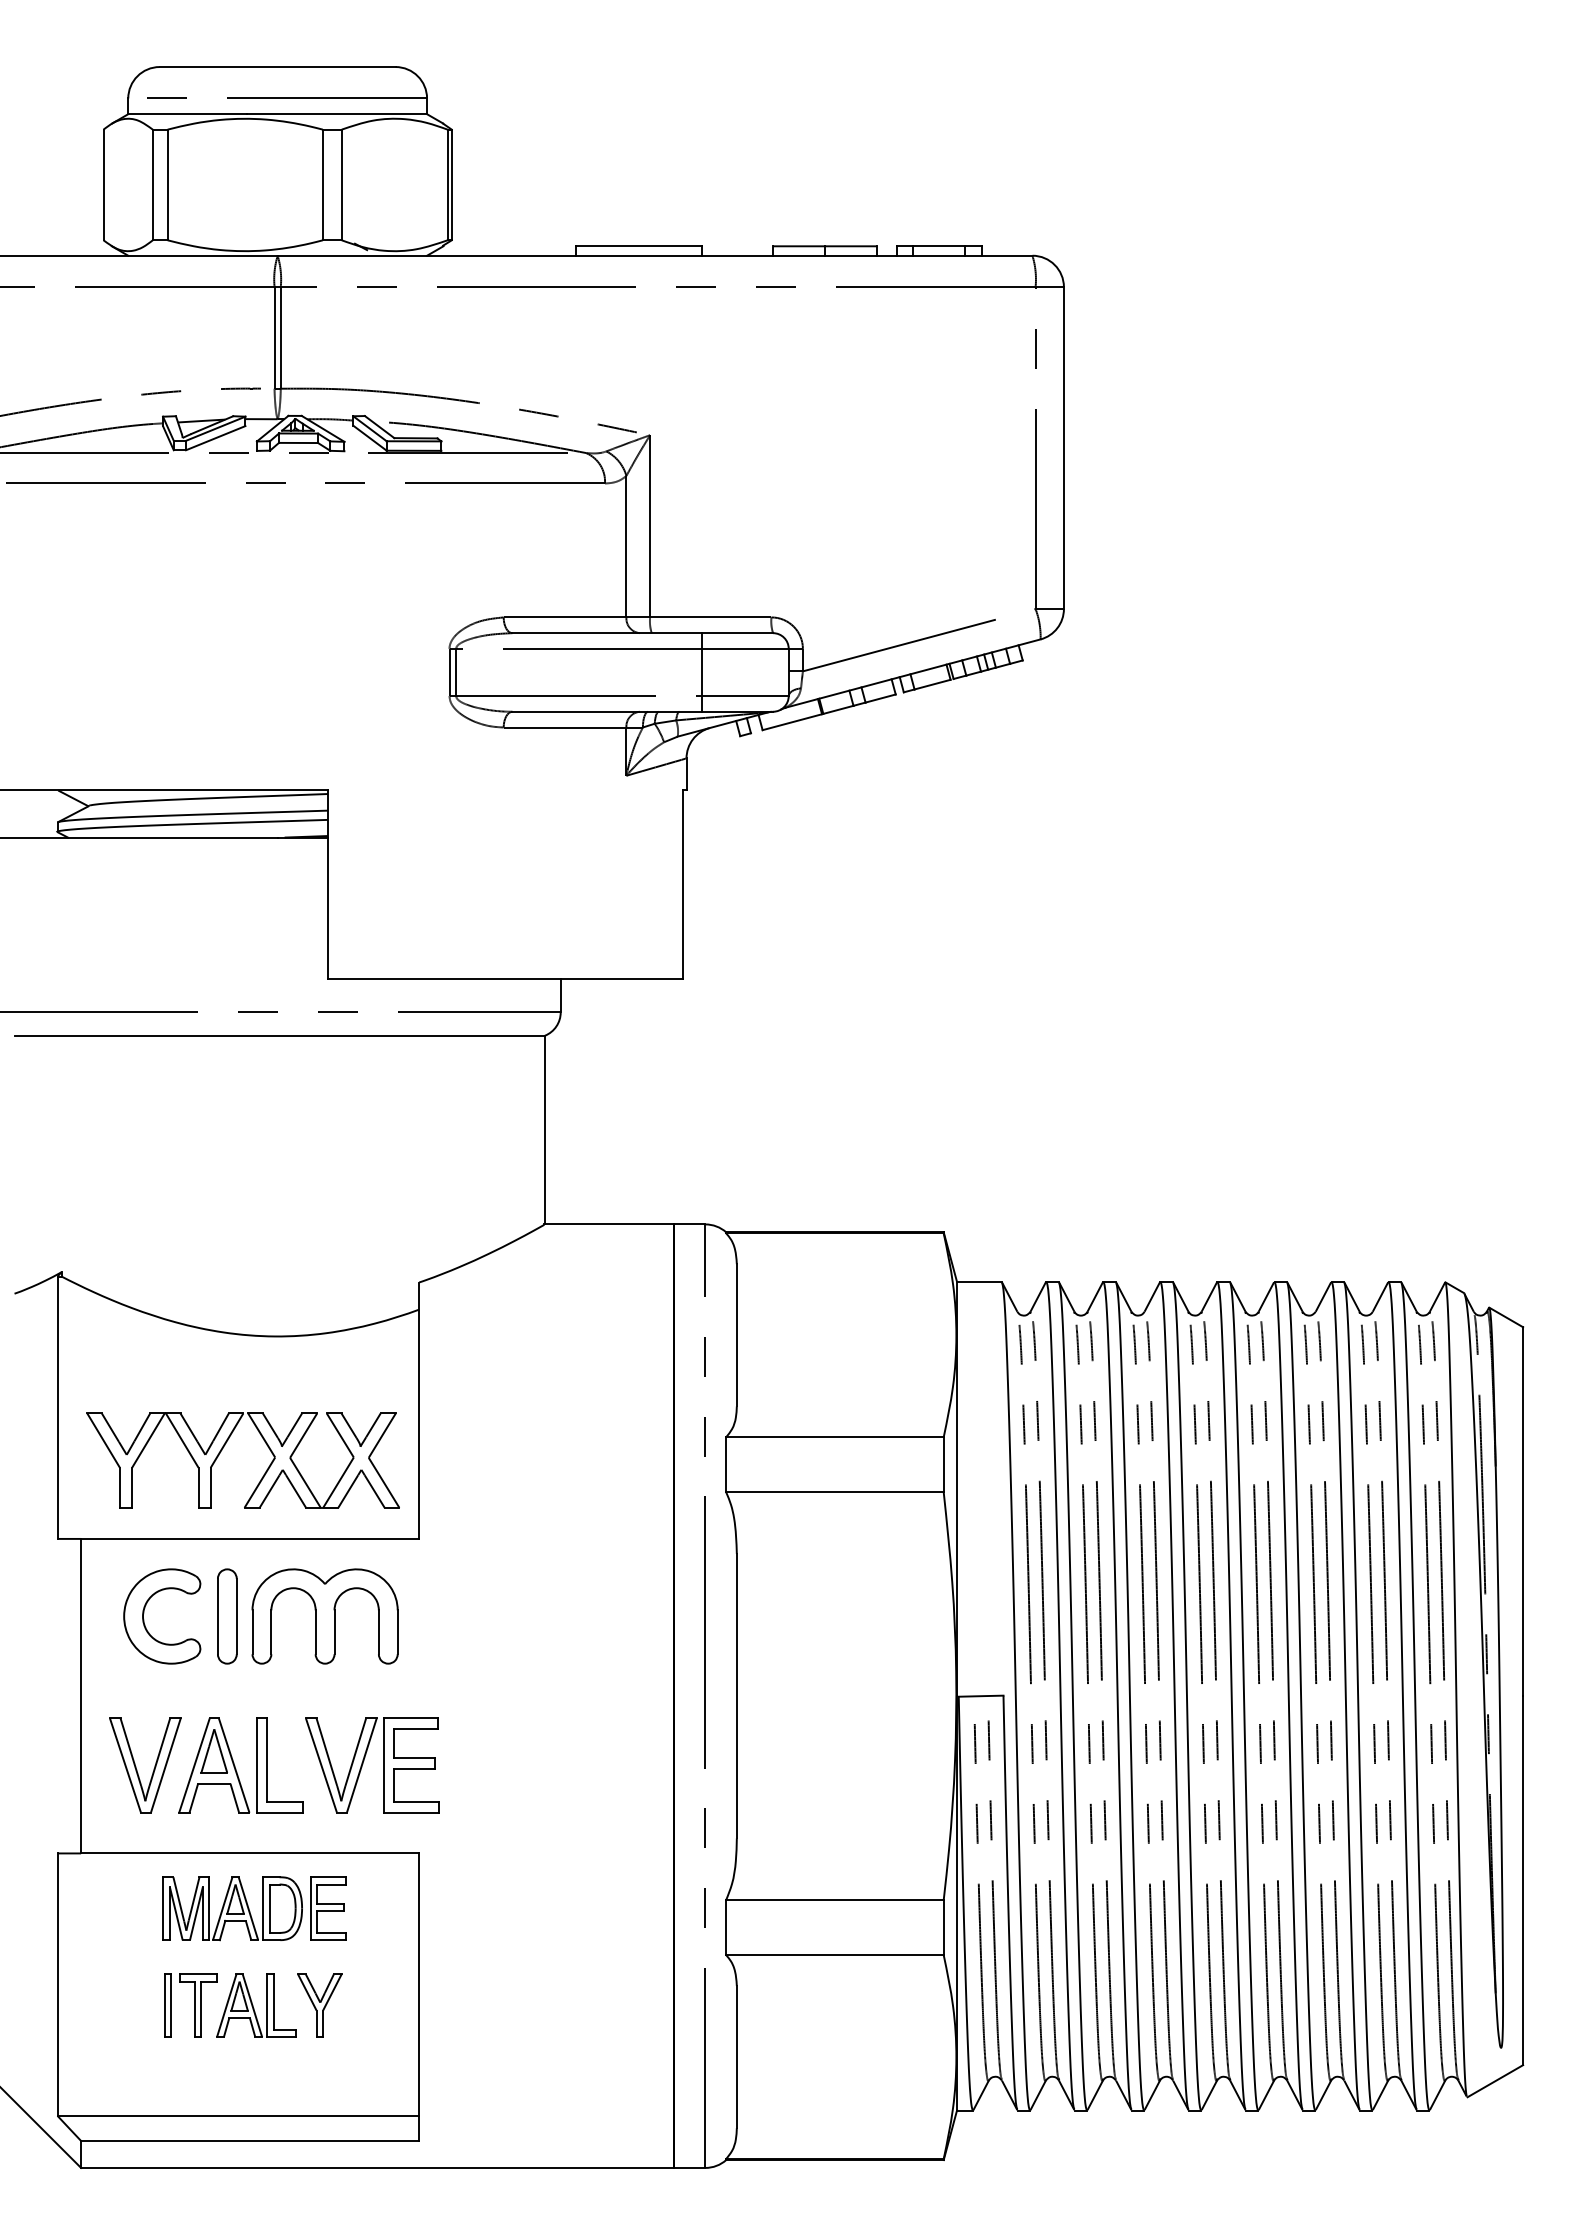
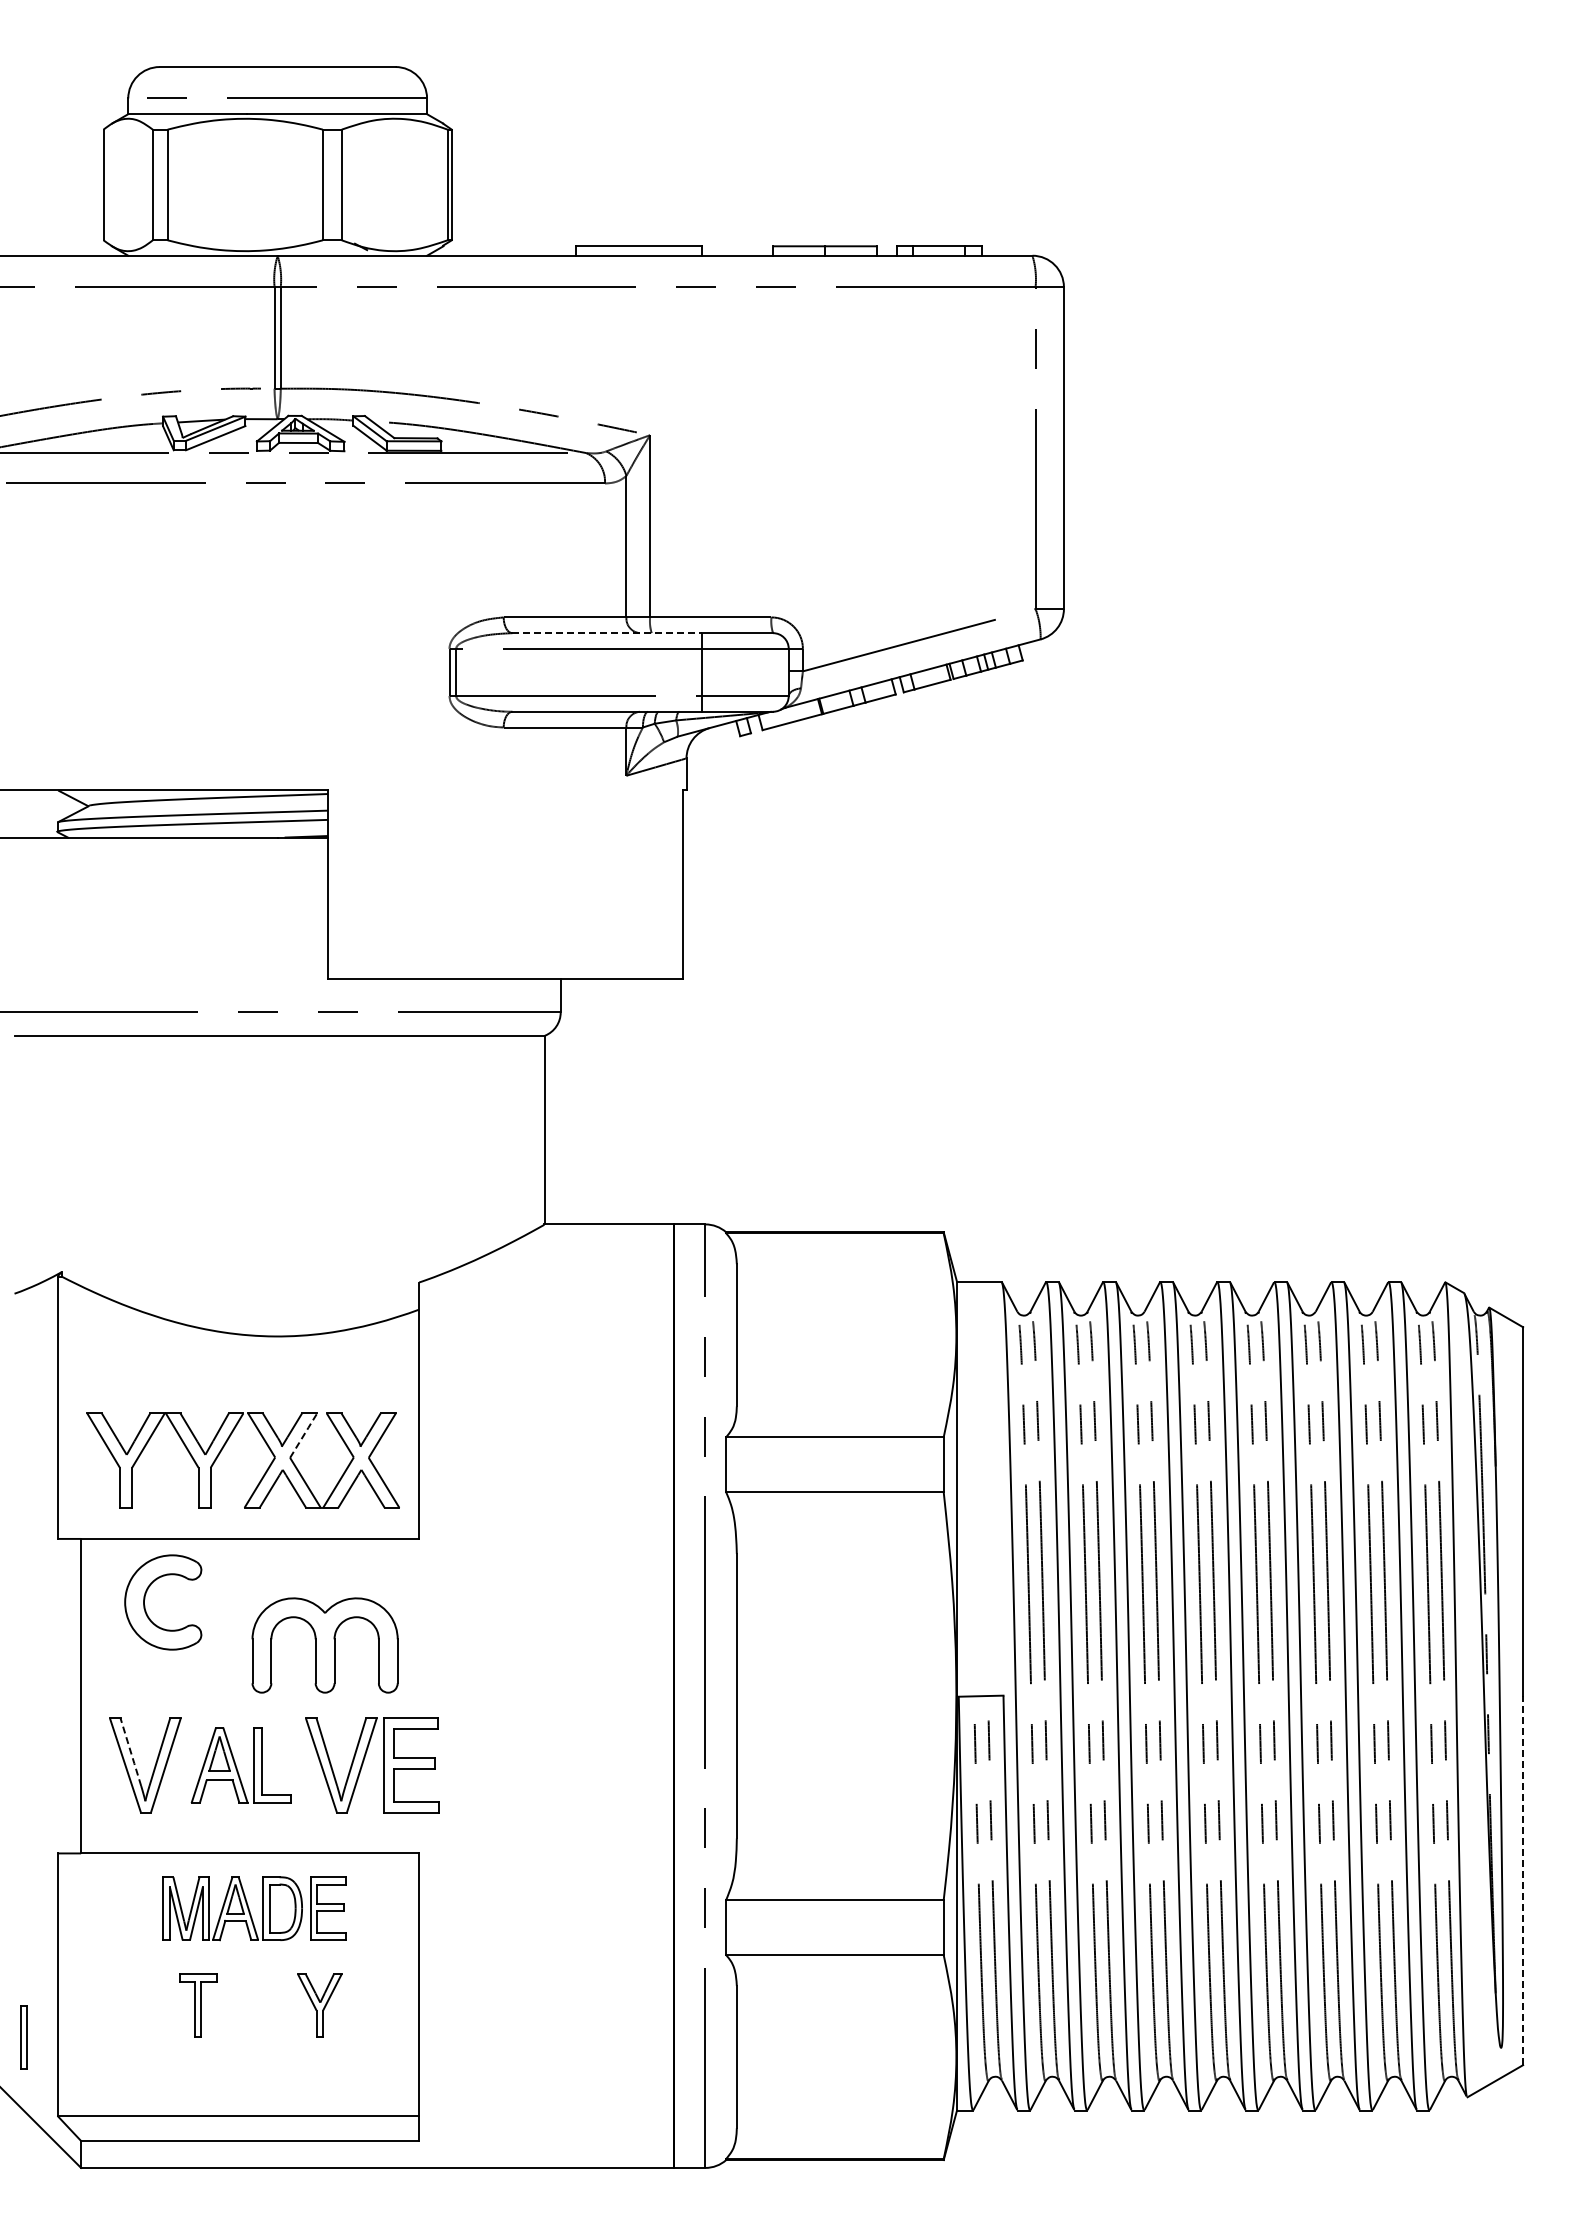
line: solid -> dashed (607, 633)
line: solid -> dashed (303, 1435)
part position: (144, 1613) -> (145, 1599) (145, 1599)
part: present -> none (227, 1616)
part position: (324, 1616) -> (324, 1645) (324, 1645)
line: solid -> dashed (130, 1752)
part size: 126x97 px -> 102x77 px (240, 1765)
line: solid -> dashed (1523, 1880)
part position: (167, 2005) -> (23, 2037) (23, 2037)
part: present -> none (256, 2005)
